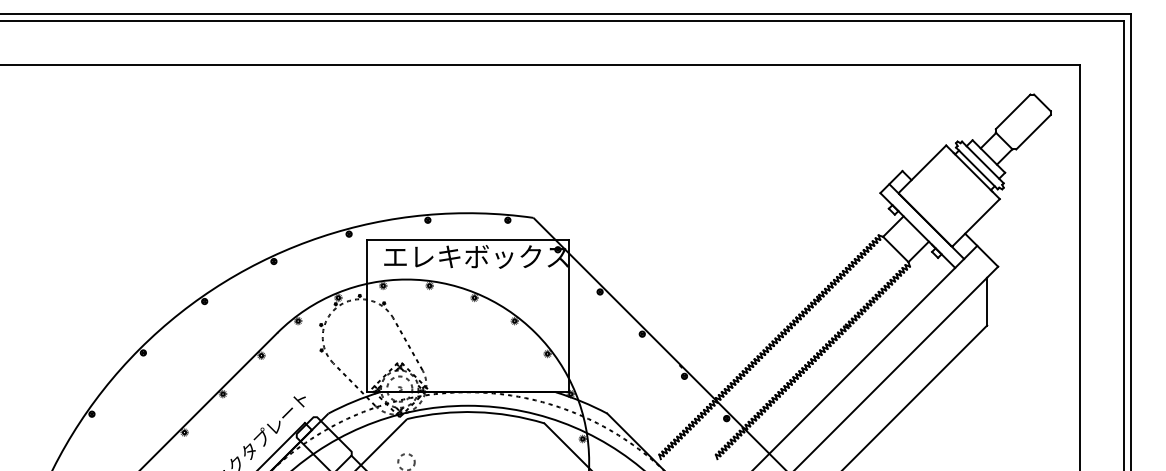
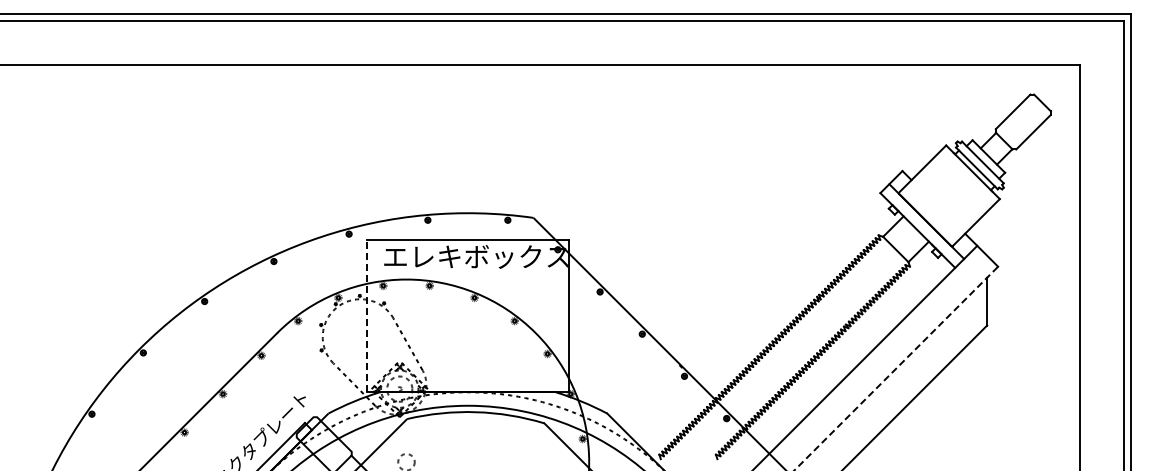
line: solid -> dashed (366, 315)
line: solid -> dashed (896, 368)
